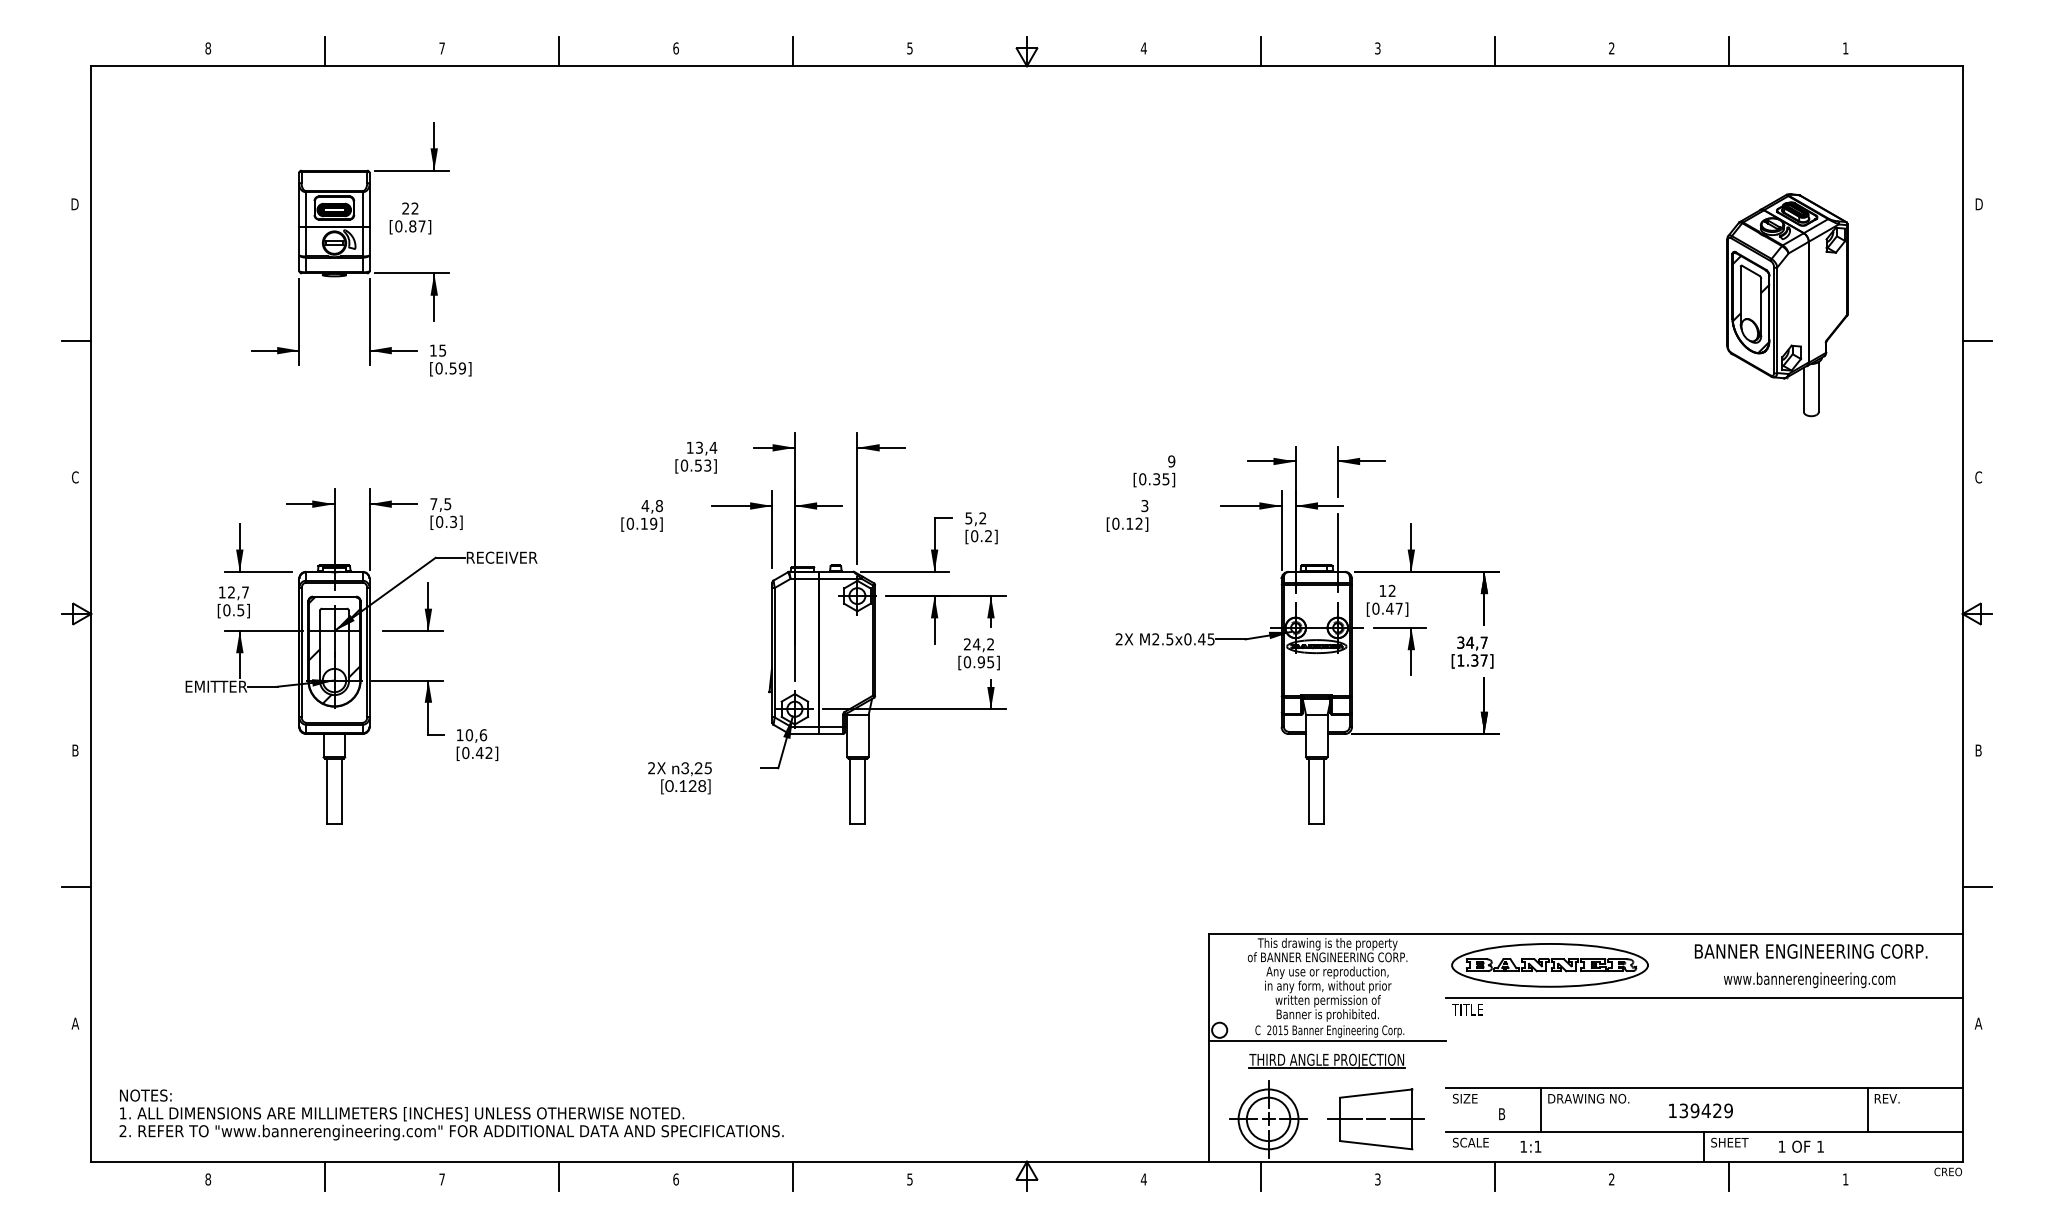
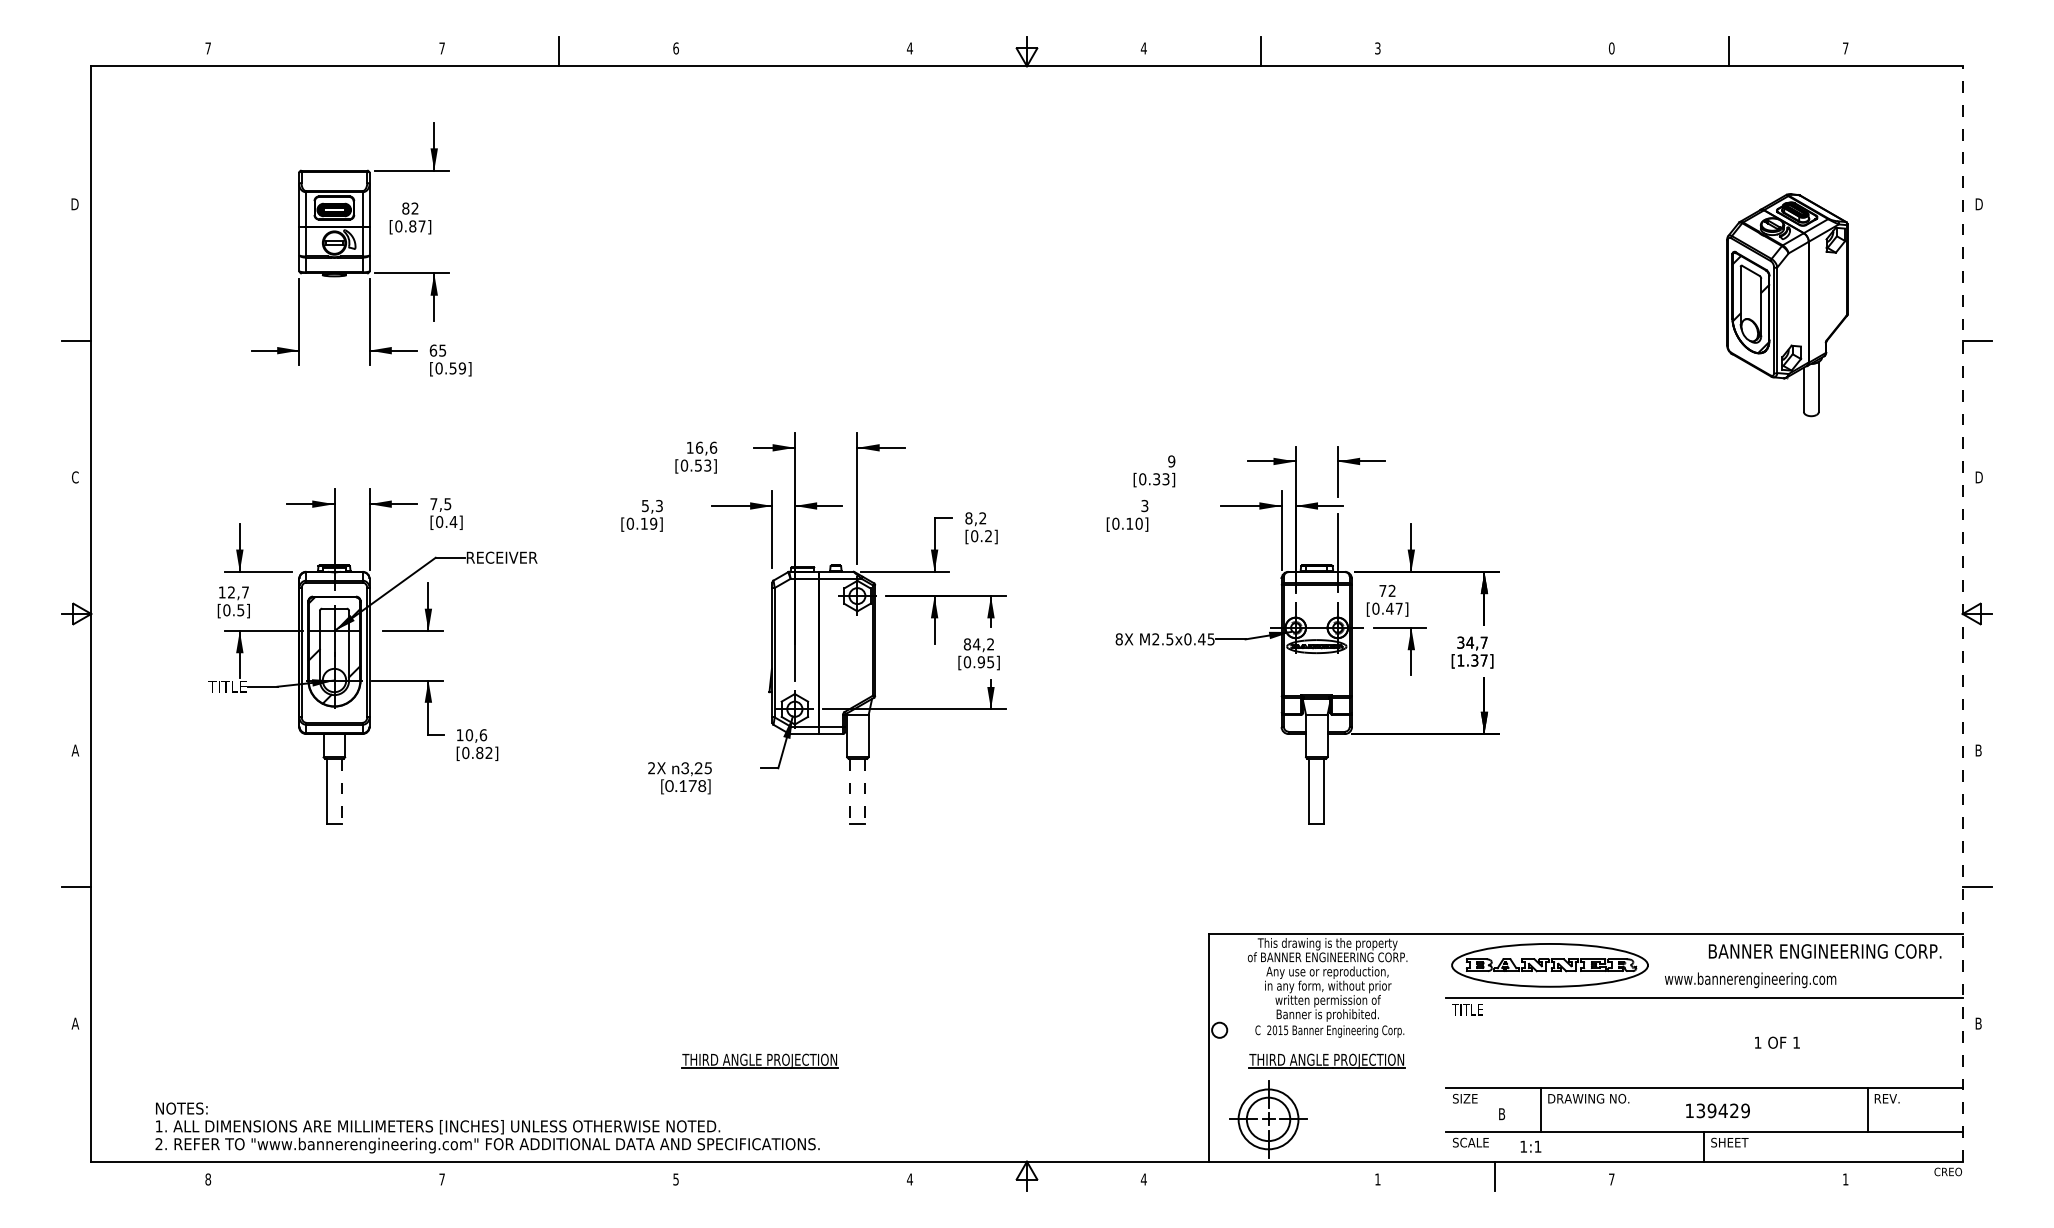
text: 8 -> 7 (208, 48)
text: 5 -> 4 (909, 48)
text: 2 -> 0 (1611, 48)
text: 1 -> 7 (1845, 48)
line: present -> none (325, 51)
line: present -> none (793, 51)
line: present -> none (1494, 51)
text: 22 -> 82 (405, 208)
text: 15 -> 65 (433, 350)
text: 13,4 -> 16,6 (706, 447)
text: C -> D (1978, 477)
text: [0.35] -> [0.33] (1165, 478)
text: 4,8 -> 5,3 (651, 506)
text: 5,2 -> 8,2 (968, 518)
text: [0.3] -> [0.4] (453, 521)
text: [0.12] -> [0.10] (1138, 523)
text: 12 -> 72 (1382, 590)
line: solid -> dashed (1962, 614)
text: 2X -> 8X (1118, 639)
text: 24,2 -> 84,2 (967, 644)
text: EMITTER -> TITLE (216, 686)
text: B -> A (75, 750)
text: [0.42] -> [0.82] (479, 753)
text: [0.128] -> [0.178] (692, 785)
line: solid -> dashed (341, 791)
line: solid -> dashed (850, 791)
line: solid -> dashed (865, 791)
text position: (1810, 951) -> (1824, 951) (1824, 951)
text position: (1809, 980) -> (1750, 980) (1750, 980)
text: A -> B (1978, 1023)
line: present -> none (1327, 1040)
part: none -> present (759, 1060)
text position: (1700, 1110) -> (1717, 1110) (1717, 1110)
text position: (451, 1114) -> (487, 1127) (487, 1127)
part: present -> none (1375, 1119)
text position: (1801, 1146) -> (1777, 1042) (1777, 1042)
line: present -> none (325, 1176)
line: present -> none (559, 1176)
line: present -> none (793, 1176)
line: present -> none (1260, 1176)
line: present -> none (1728, 1176)
text: 6 -> 5 (675, 1179)
text: 5 -> 4 (909, 1179)
text: 3 -> 1 (1377, 1179)
text: 2 -> 7 (1611, 1179)
